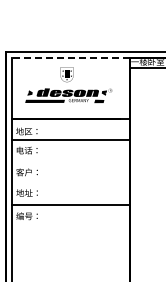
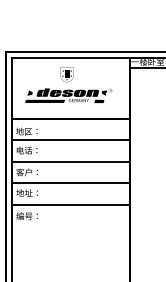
line: dashed -> solid (71, 58)
line: none -> present (71, 161)
line: none -> present (71, 183)
